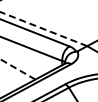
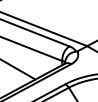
line: dashed -> solid (43, 29)
line: dashed -> solid (17, 69)
